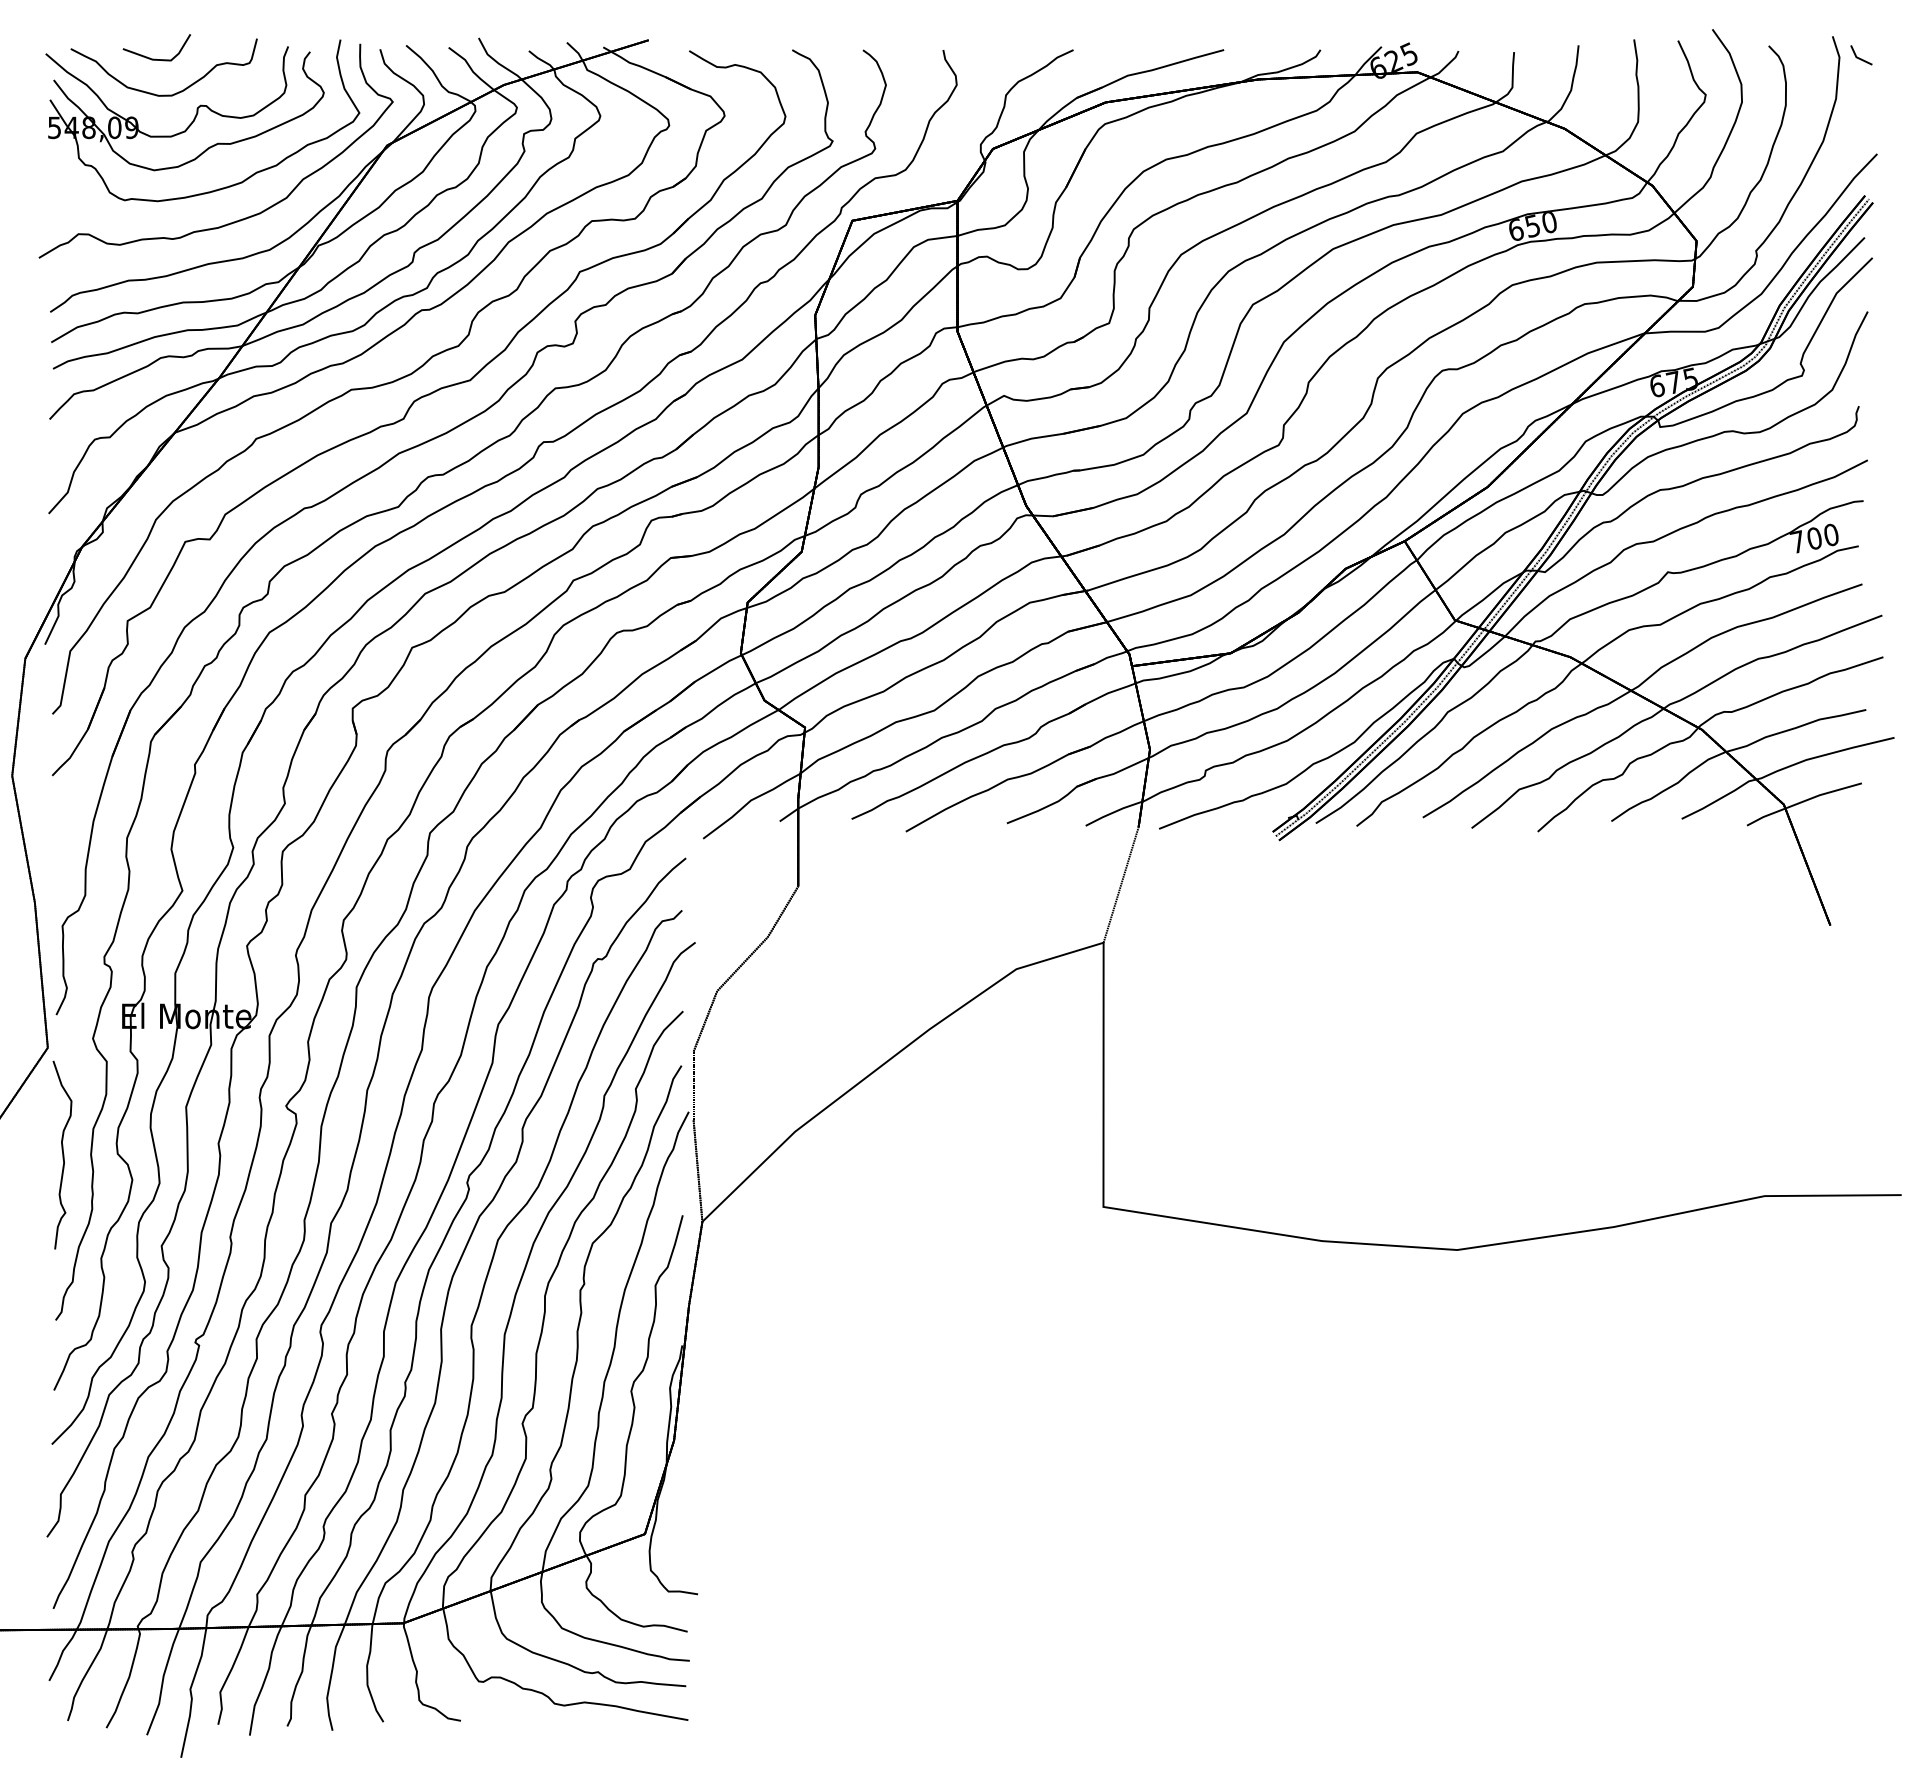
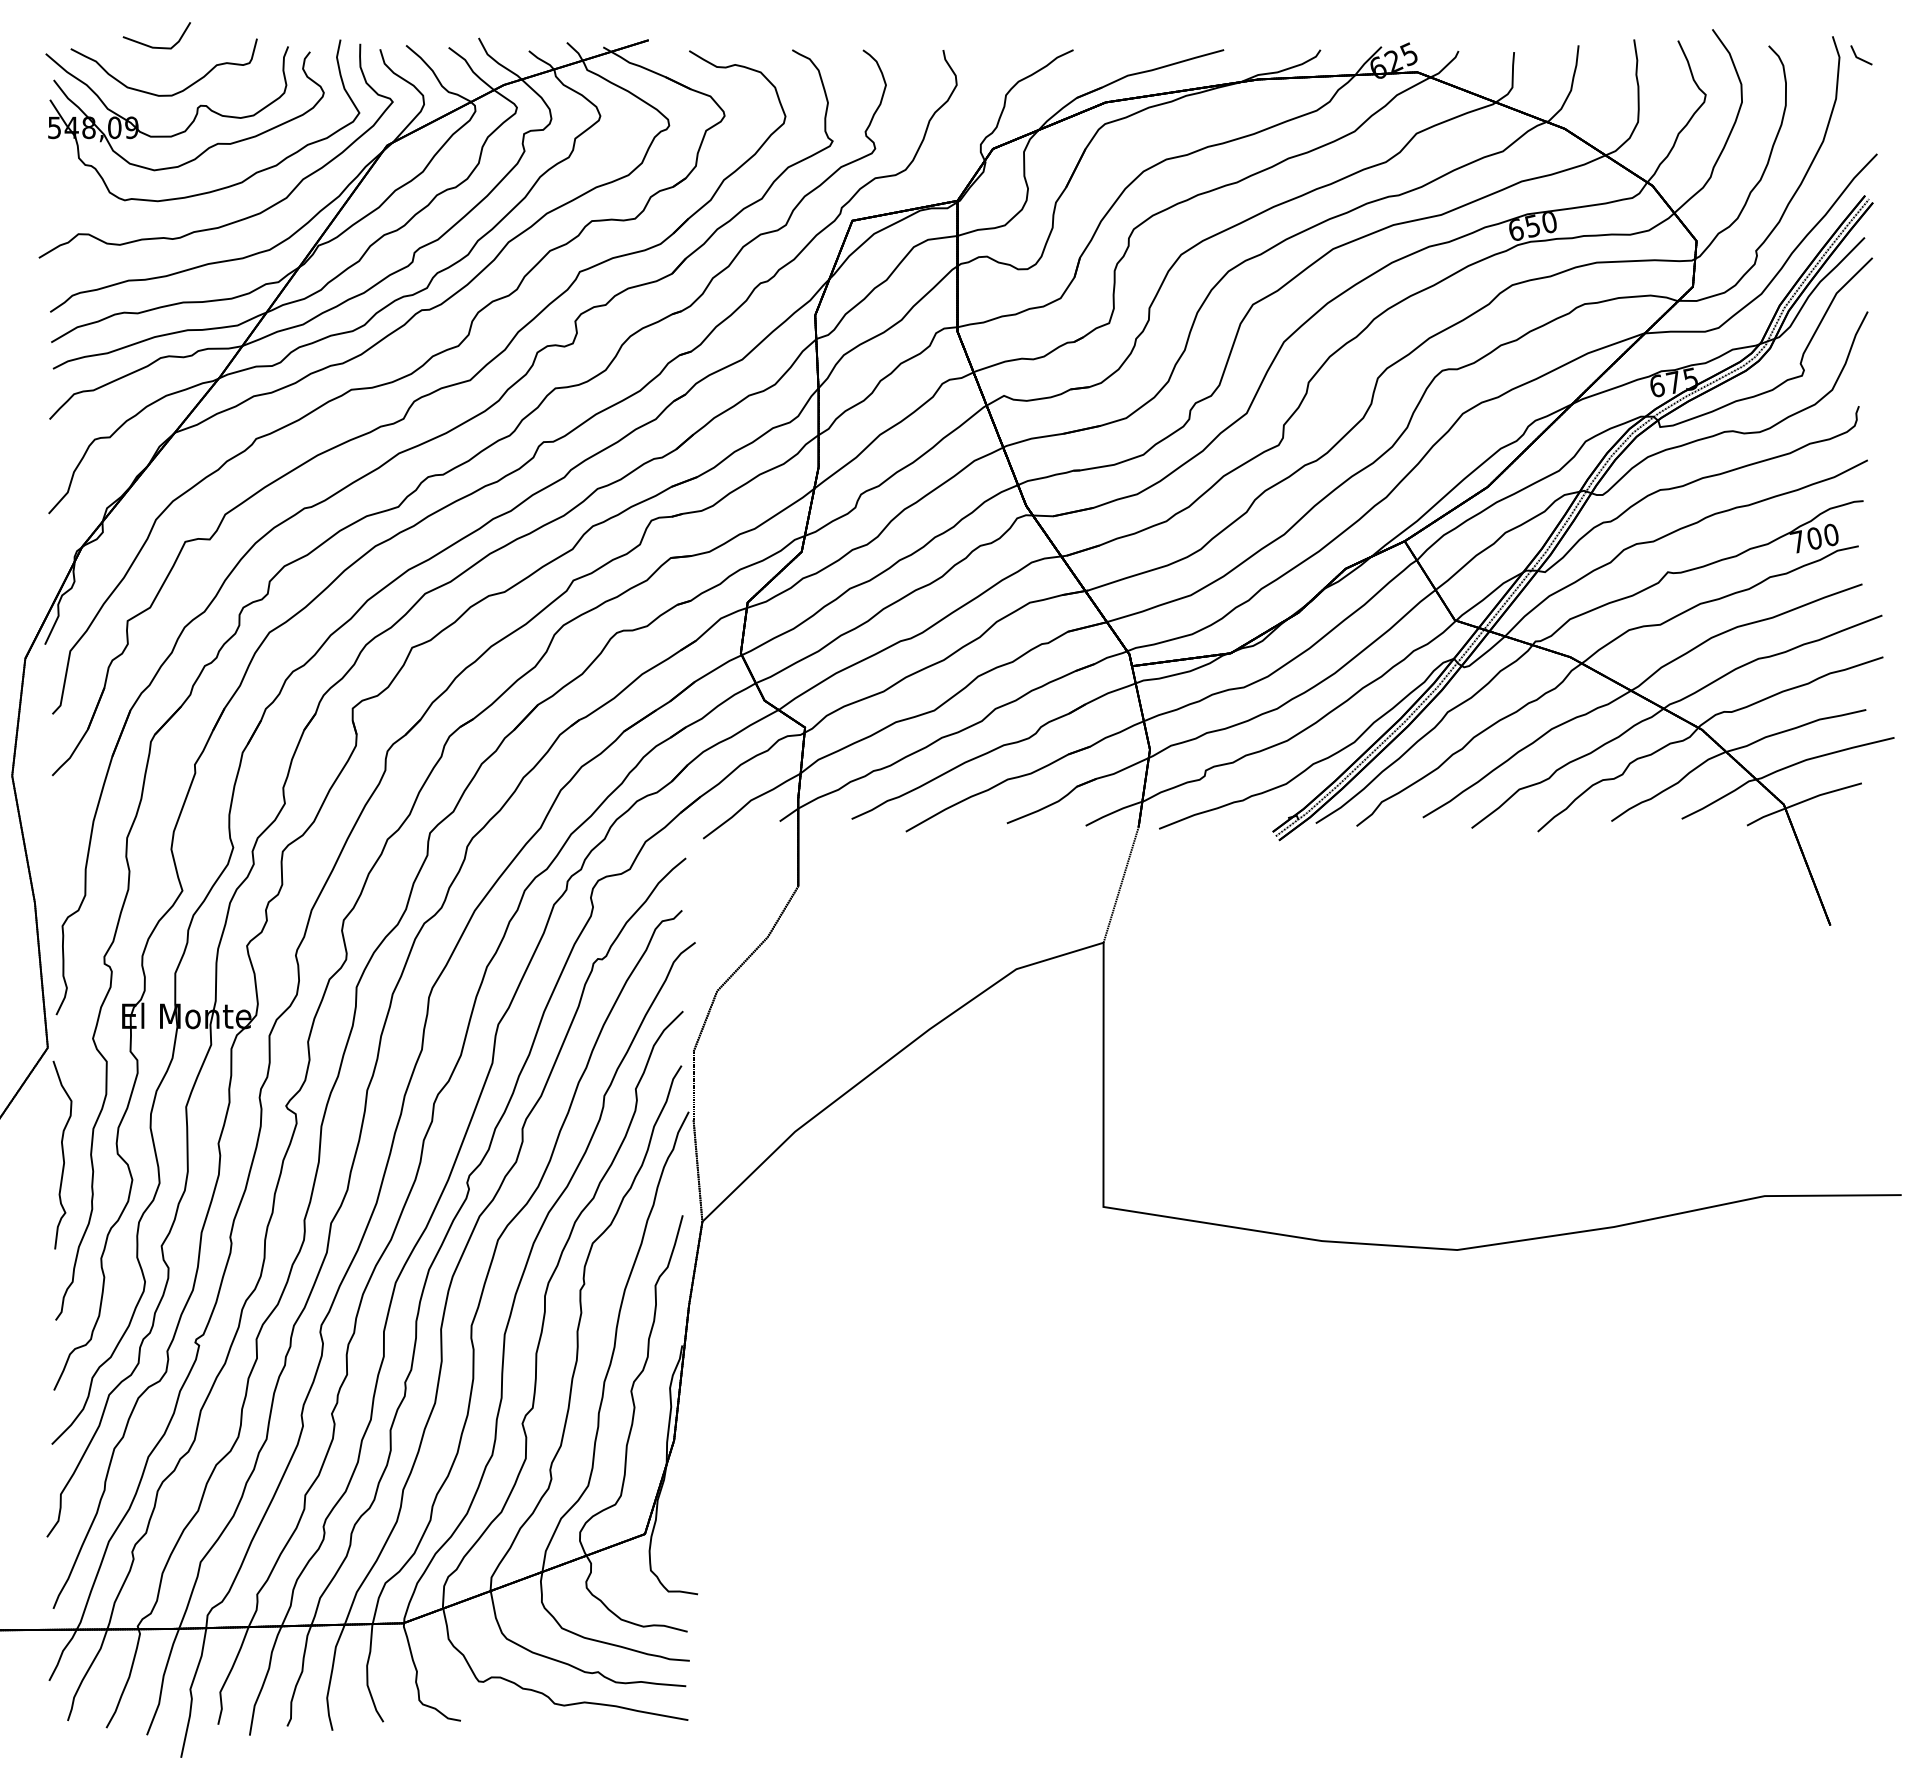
line position: (155, 58) -> (155, 46) (155, 46)
